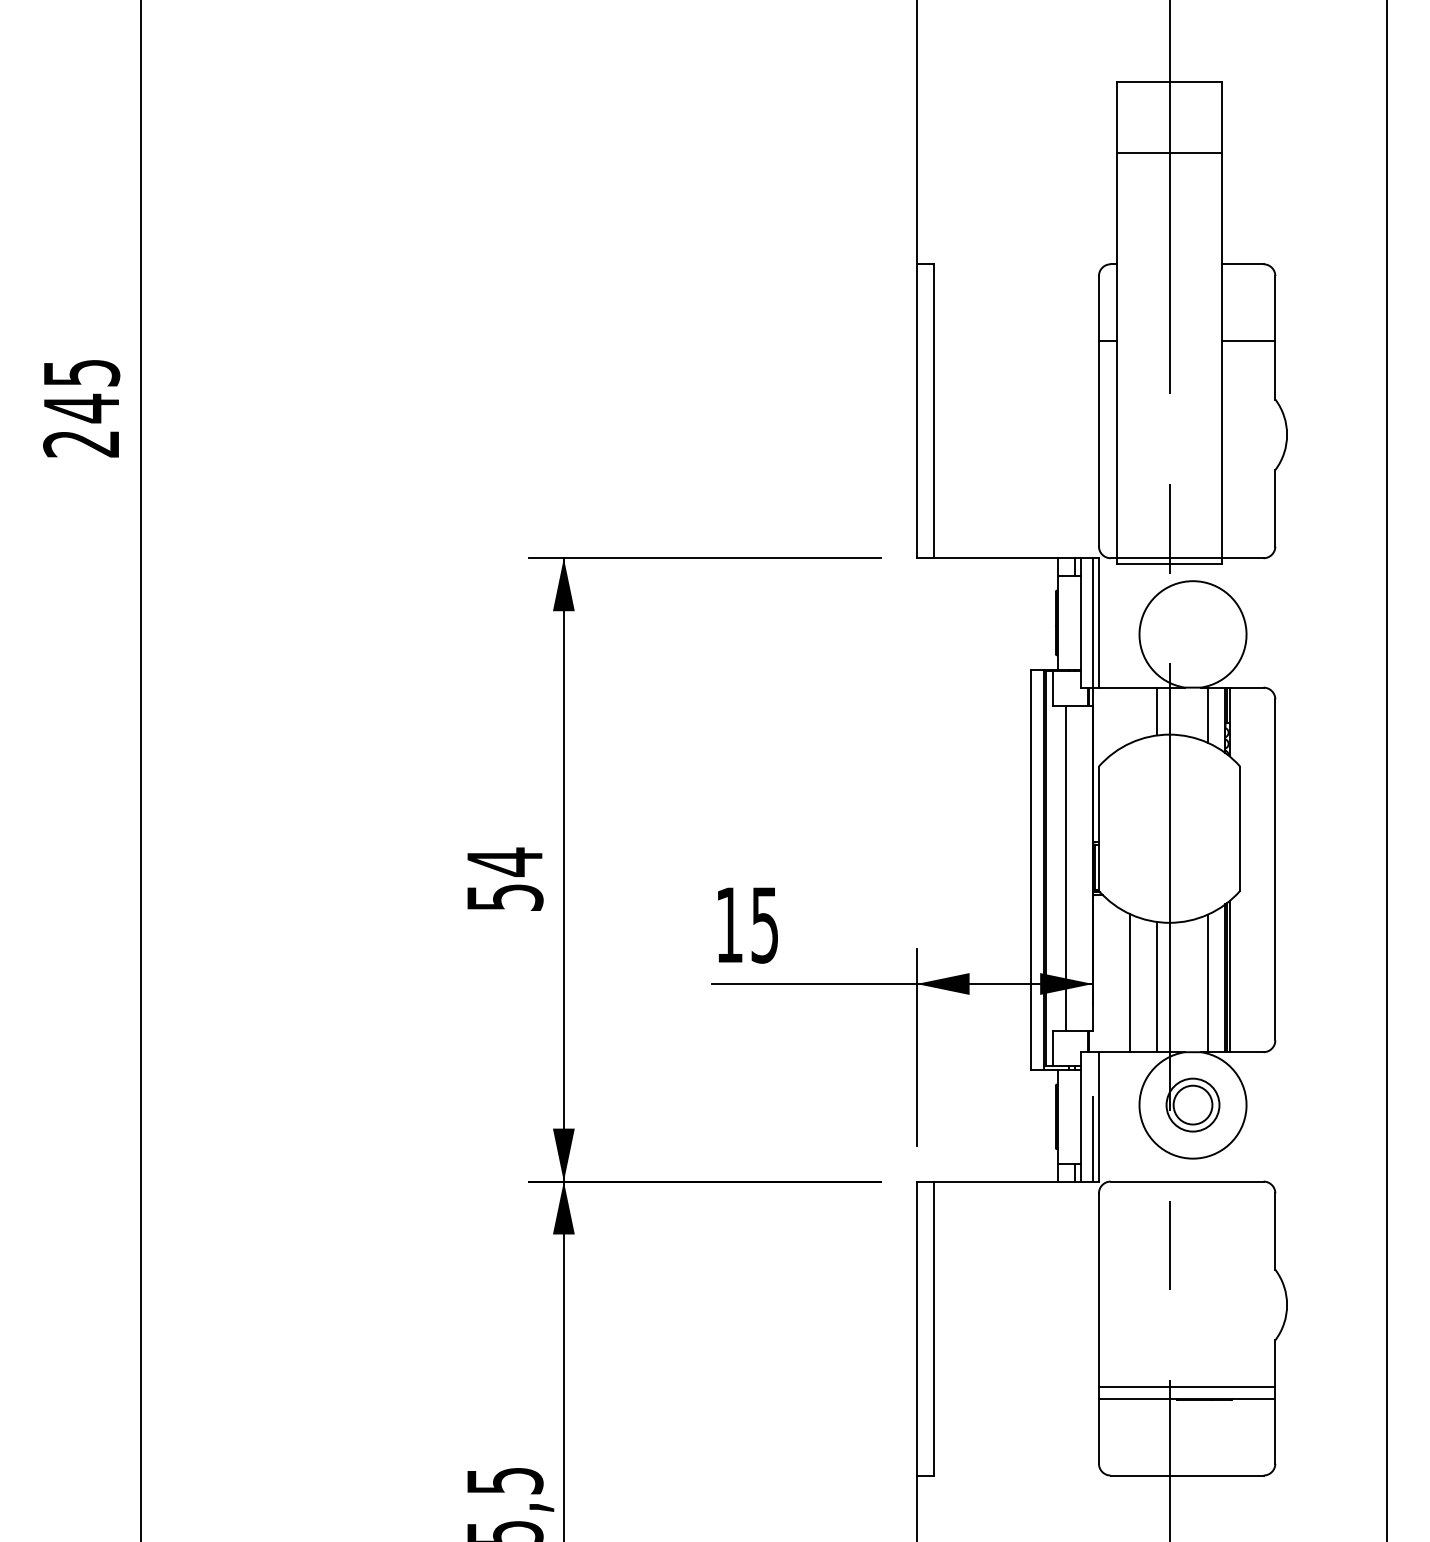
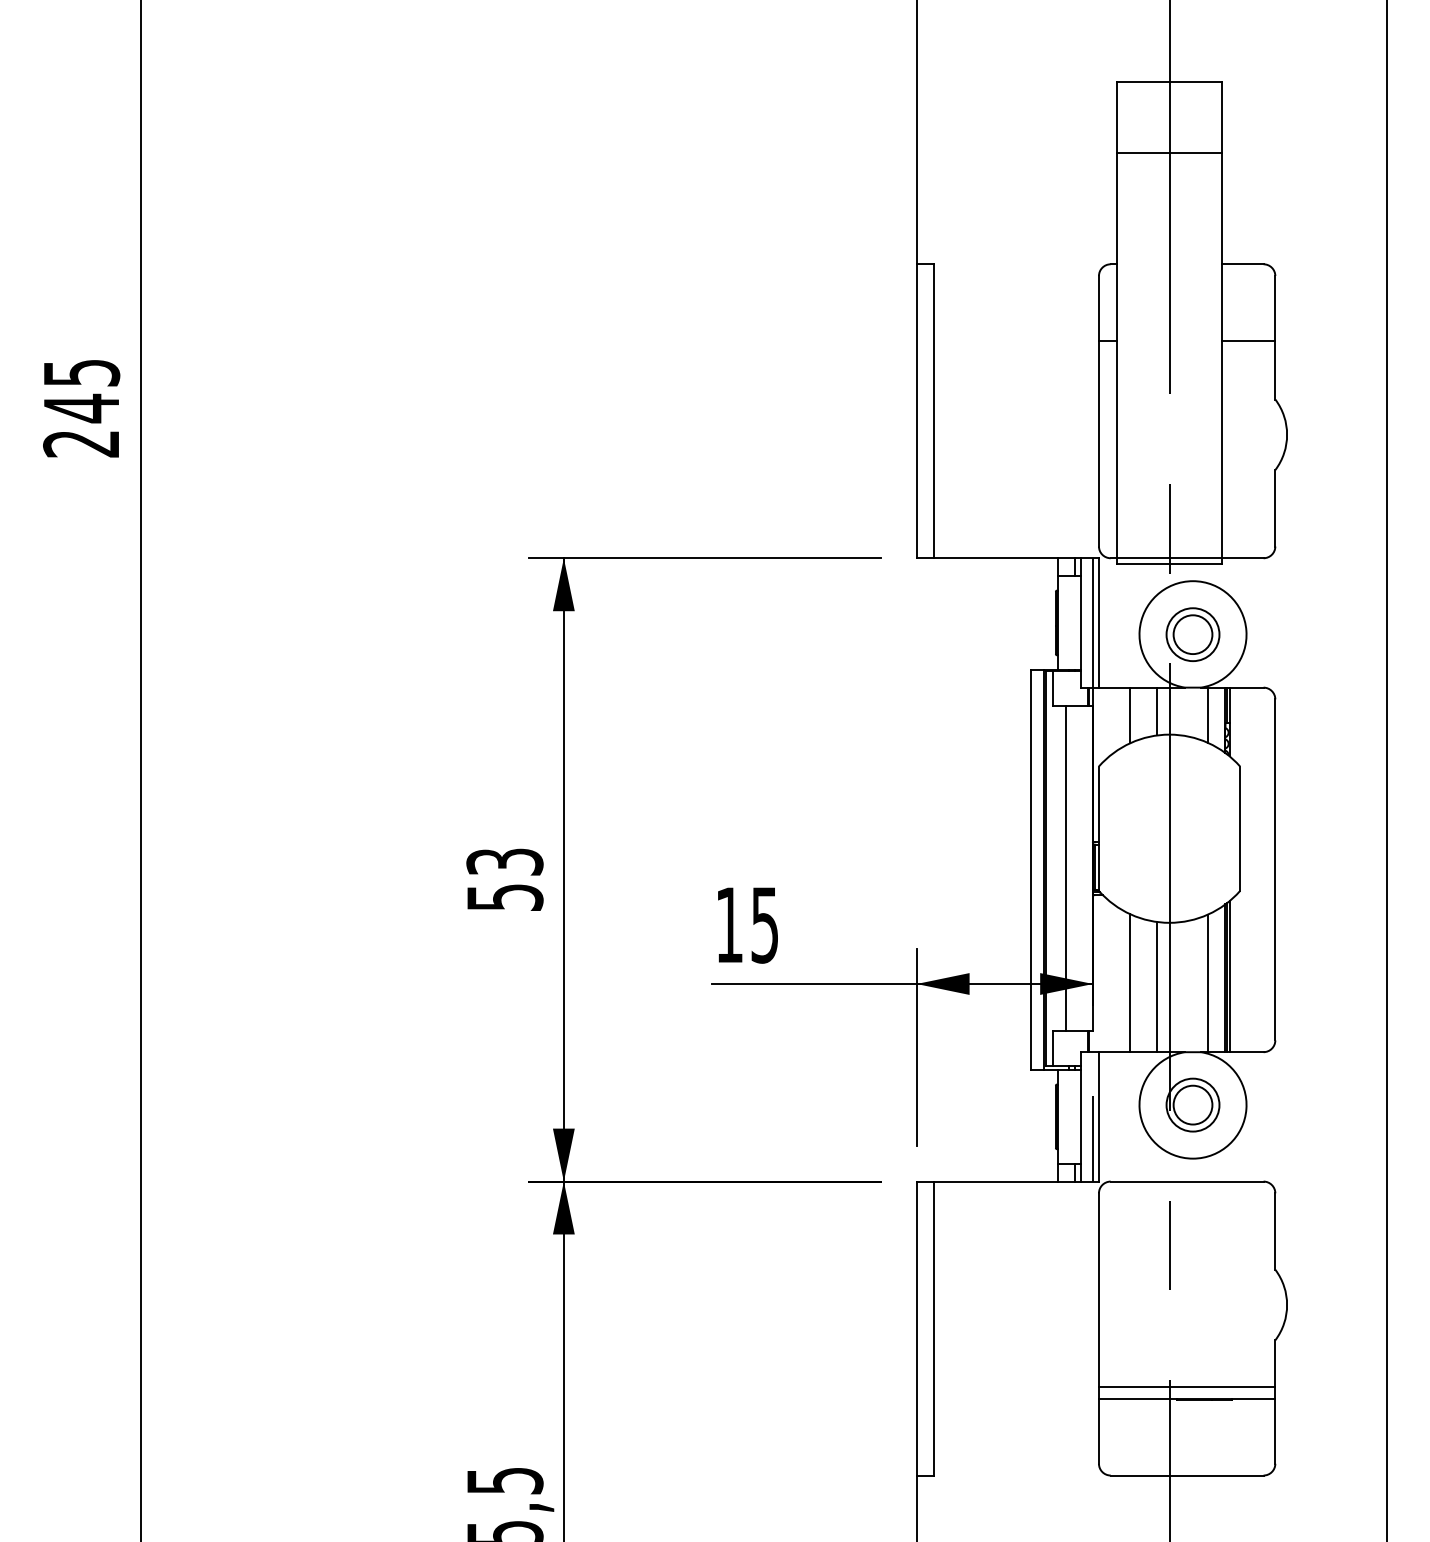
part: none -> present (1192, 634)
line: none -> present (1129, 715)
text: 54 -> 53 (504, 862)
